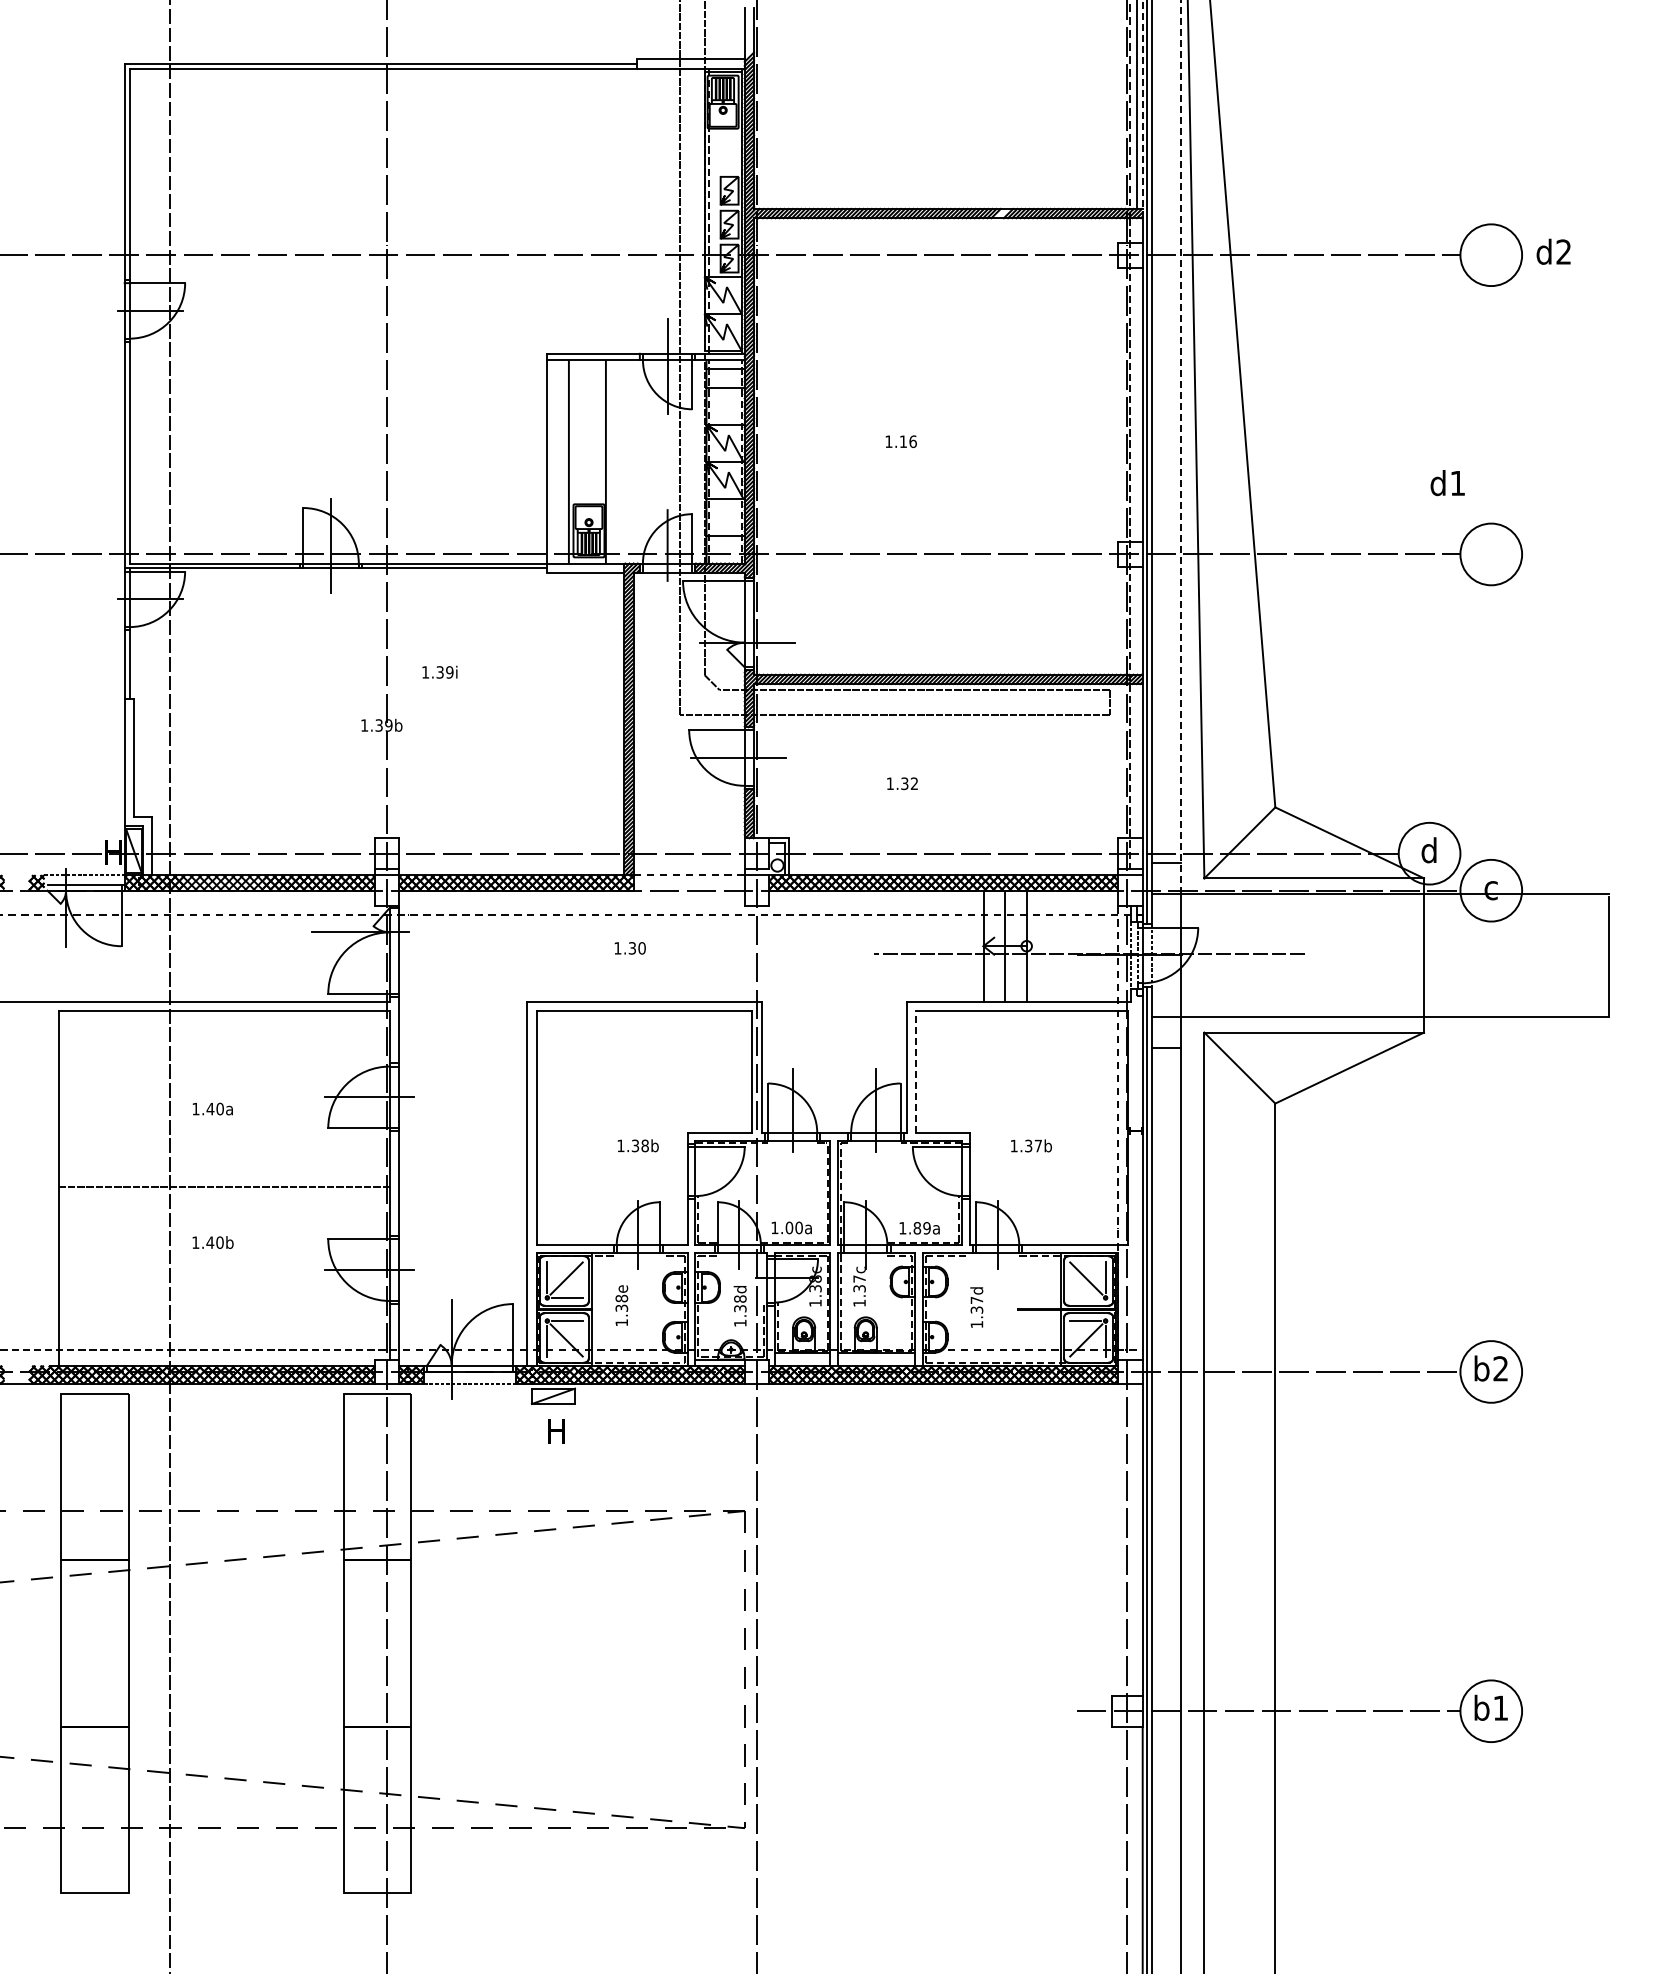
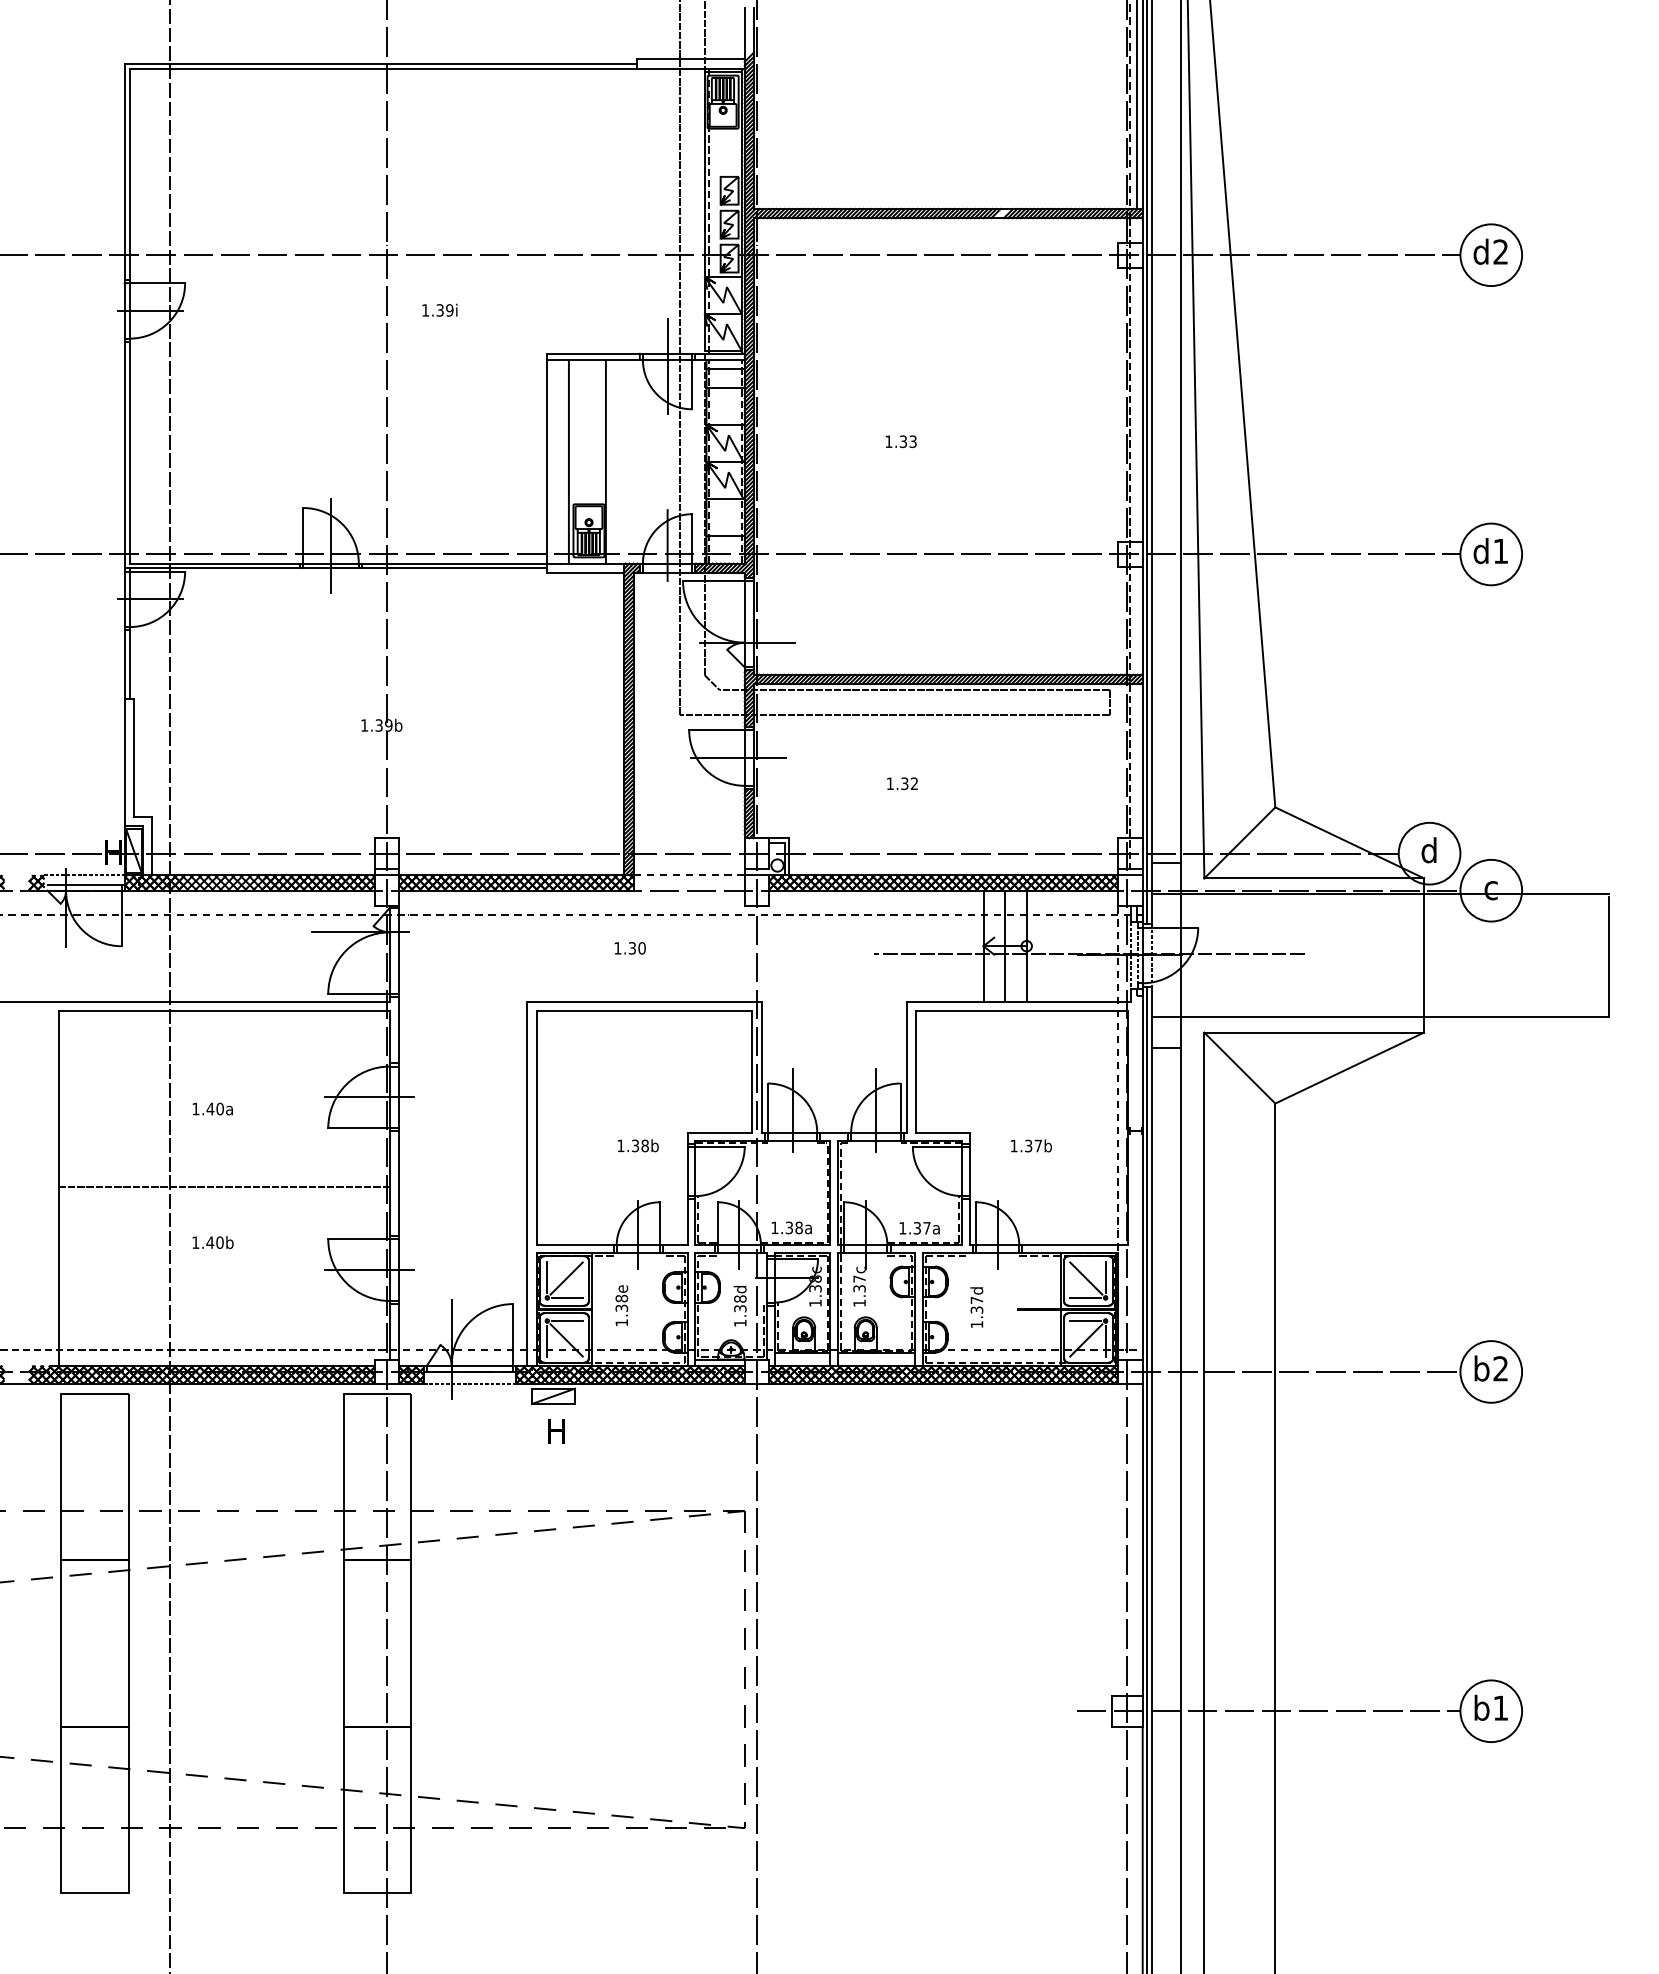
line: dashed -> solid (1142, 109)
text position: (1553, 251) -> (1490, 251) (1490, 251)
text: 1.16 -> 1.33 (907, 441)
line: dashed -> solid (1180, 446)
text position: (1447, 483) -> (1490, 551) (1490, 551)
text position: (439, 671) -> (439, 309) (439, 309)
line: dashed -> solid (915, 1071)
text: 1.00a -> 1.38a (793, 1227)
text: 1.89a -> 1.37a (921, 1228)
line: none -> present (1085, 1297)
